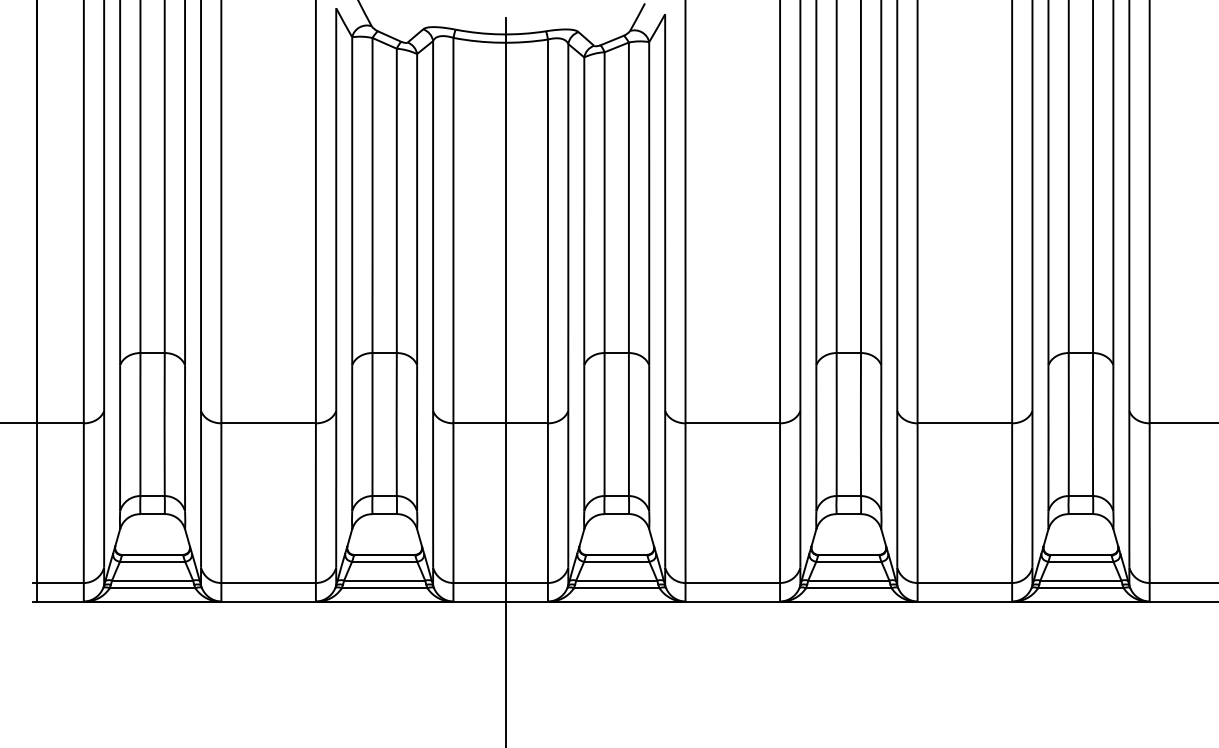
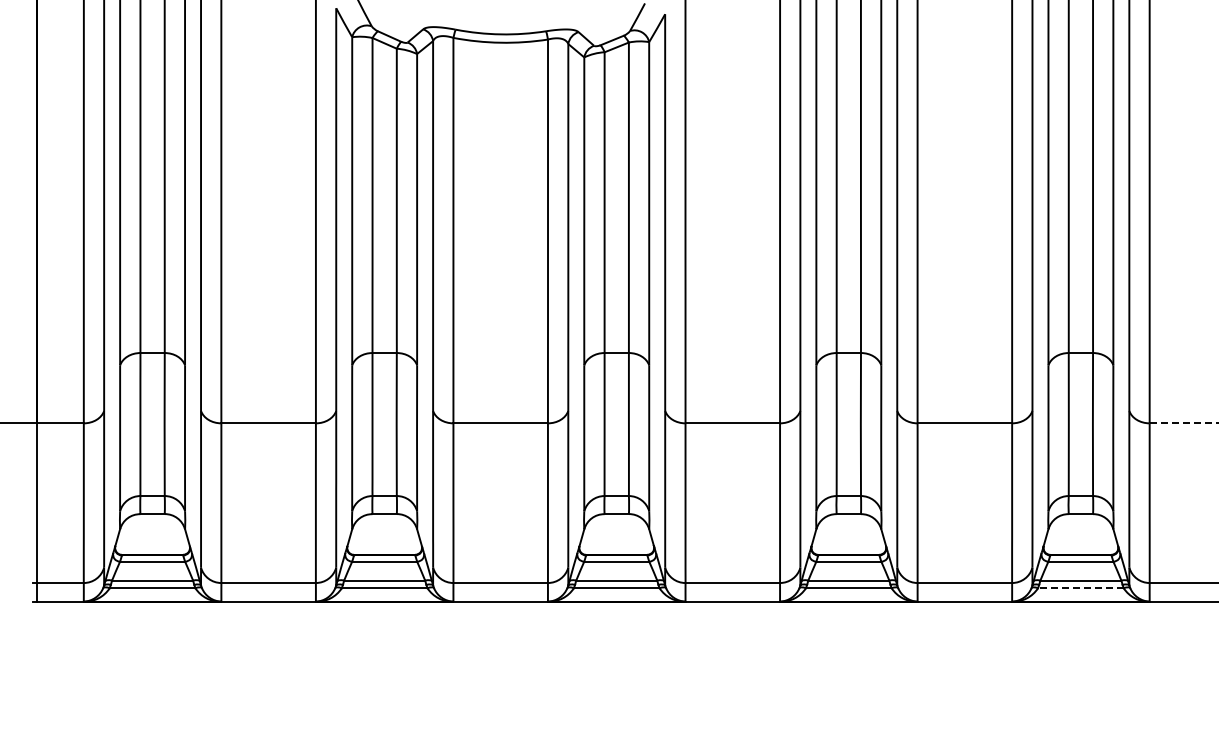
line: present -> none (505, 380)
line: solid -> dashed (1184, 423)
line: solid -> dashed (1080, 588)
